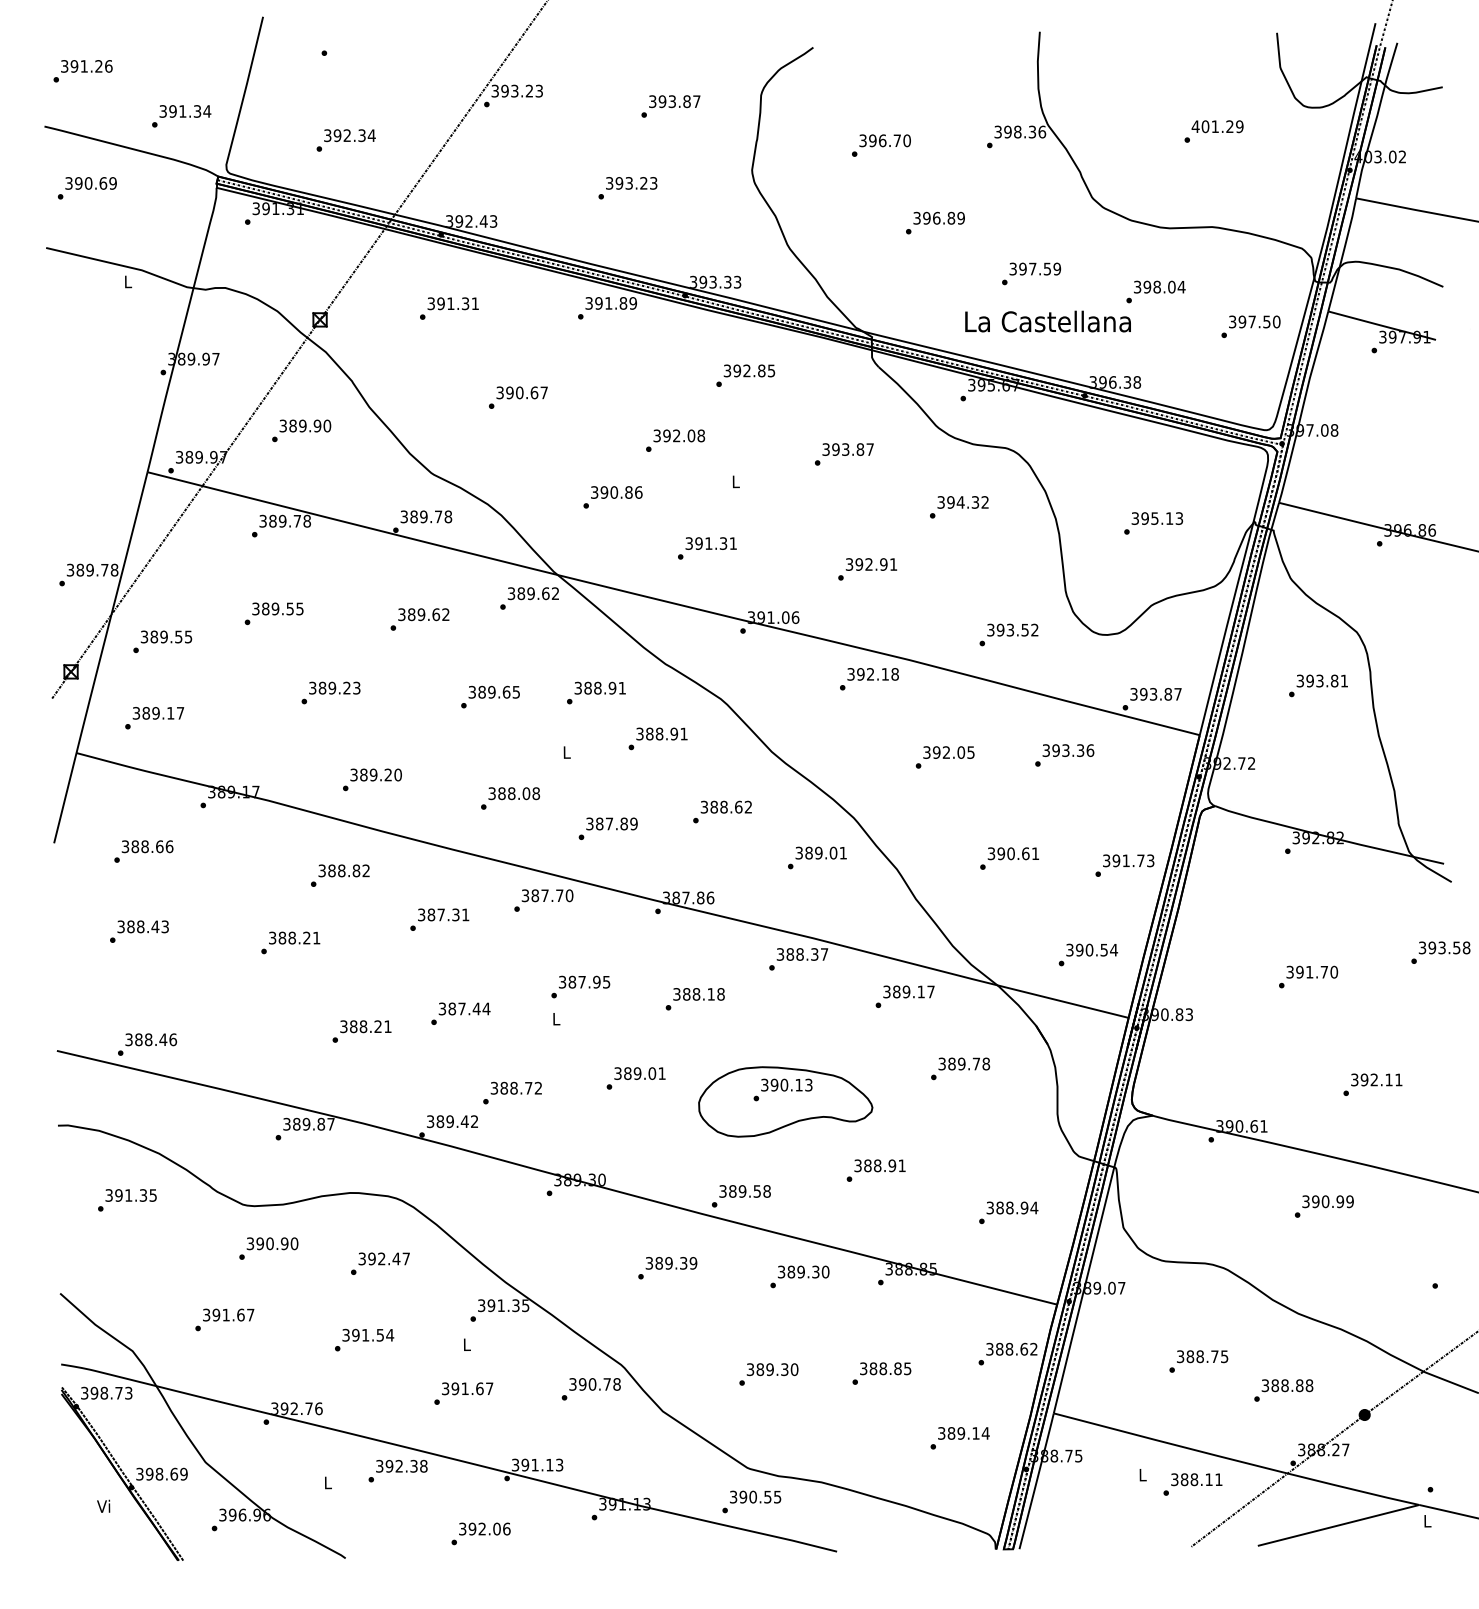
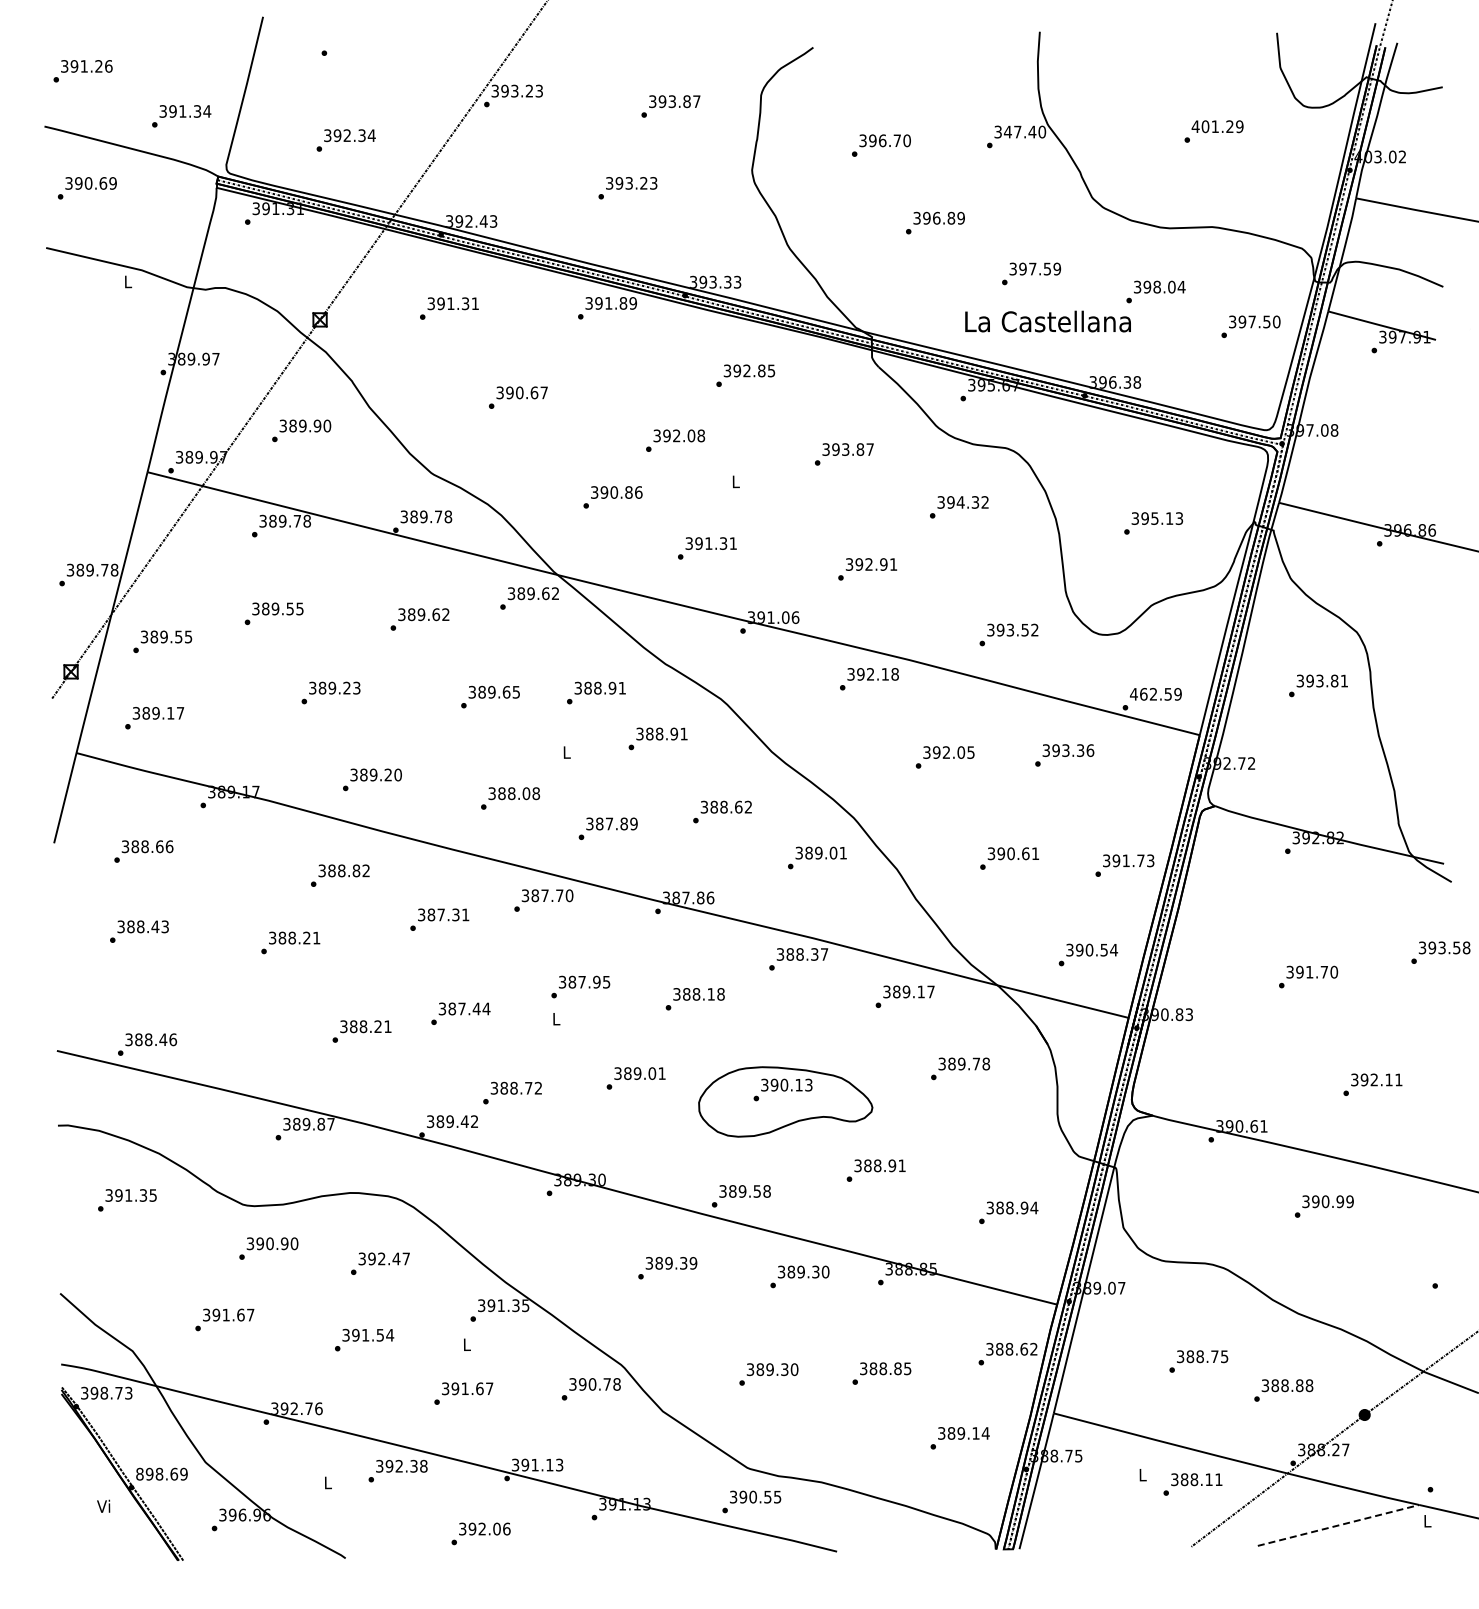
text: 398.36 -> 347.40 (1024, 131)
text: 393.87 -> 462.59 (1155, 694)
text: 398.69 -> 898.69 (139, 1473)
line: solid -> dashed (1338, 1525)
